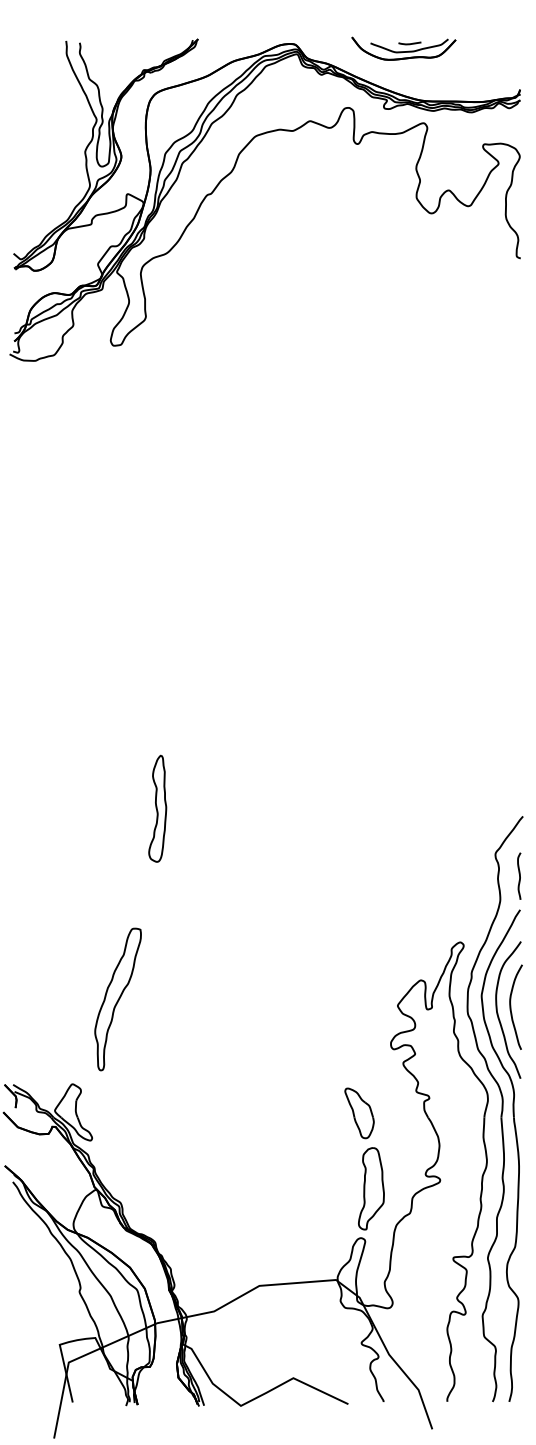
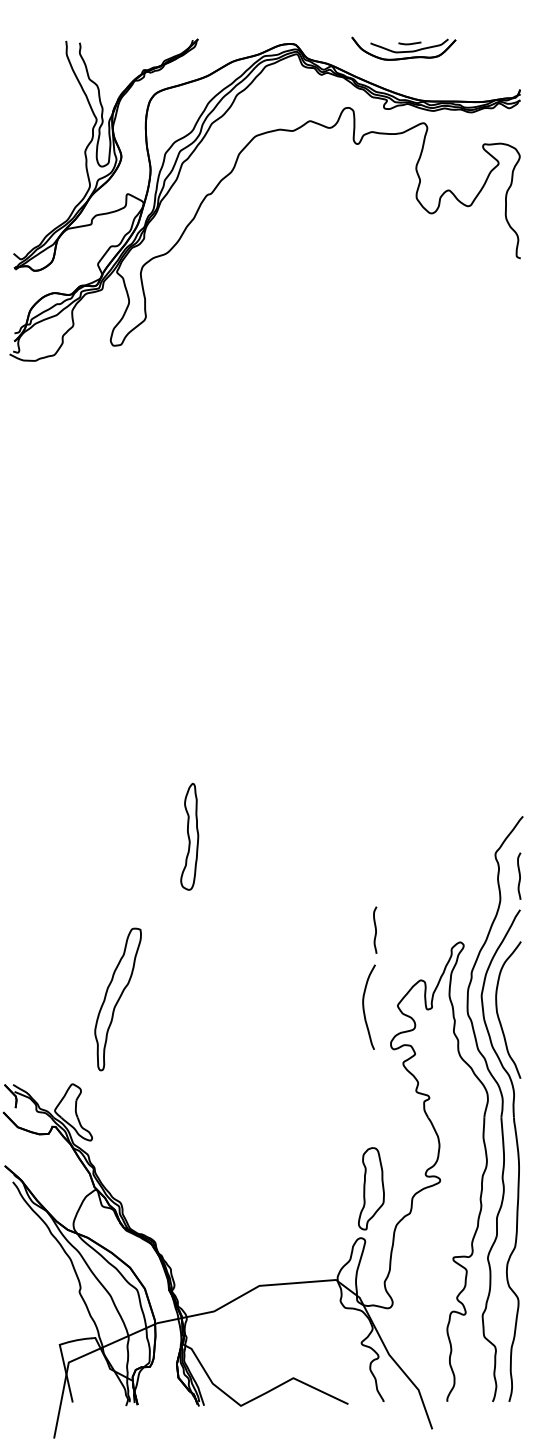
part position: (157, 808) -> (189, 836) (189, 836)
curve: none -> present (375, 929)
curve position: (511, 1006) -> (364, 1006) (364, 1006)
part: present -> none (359, 1113)
